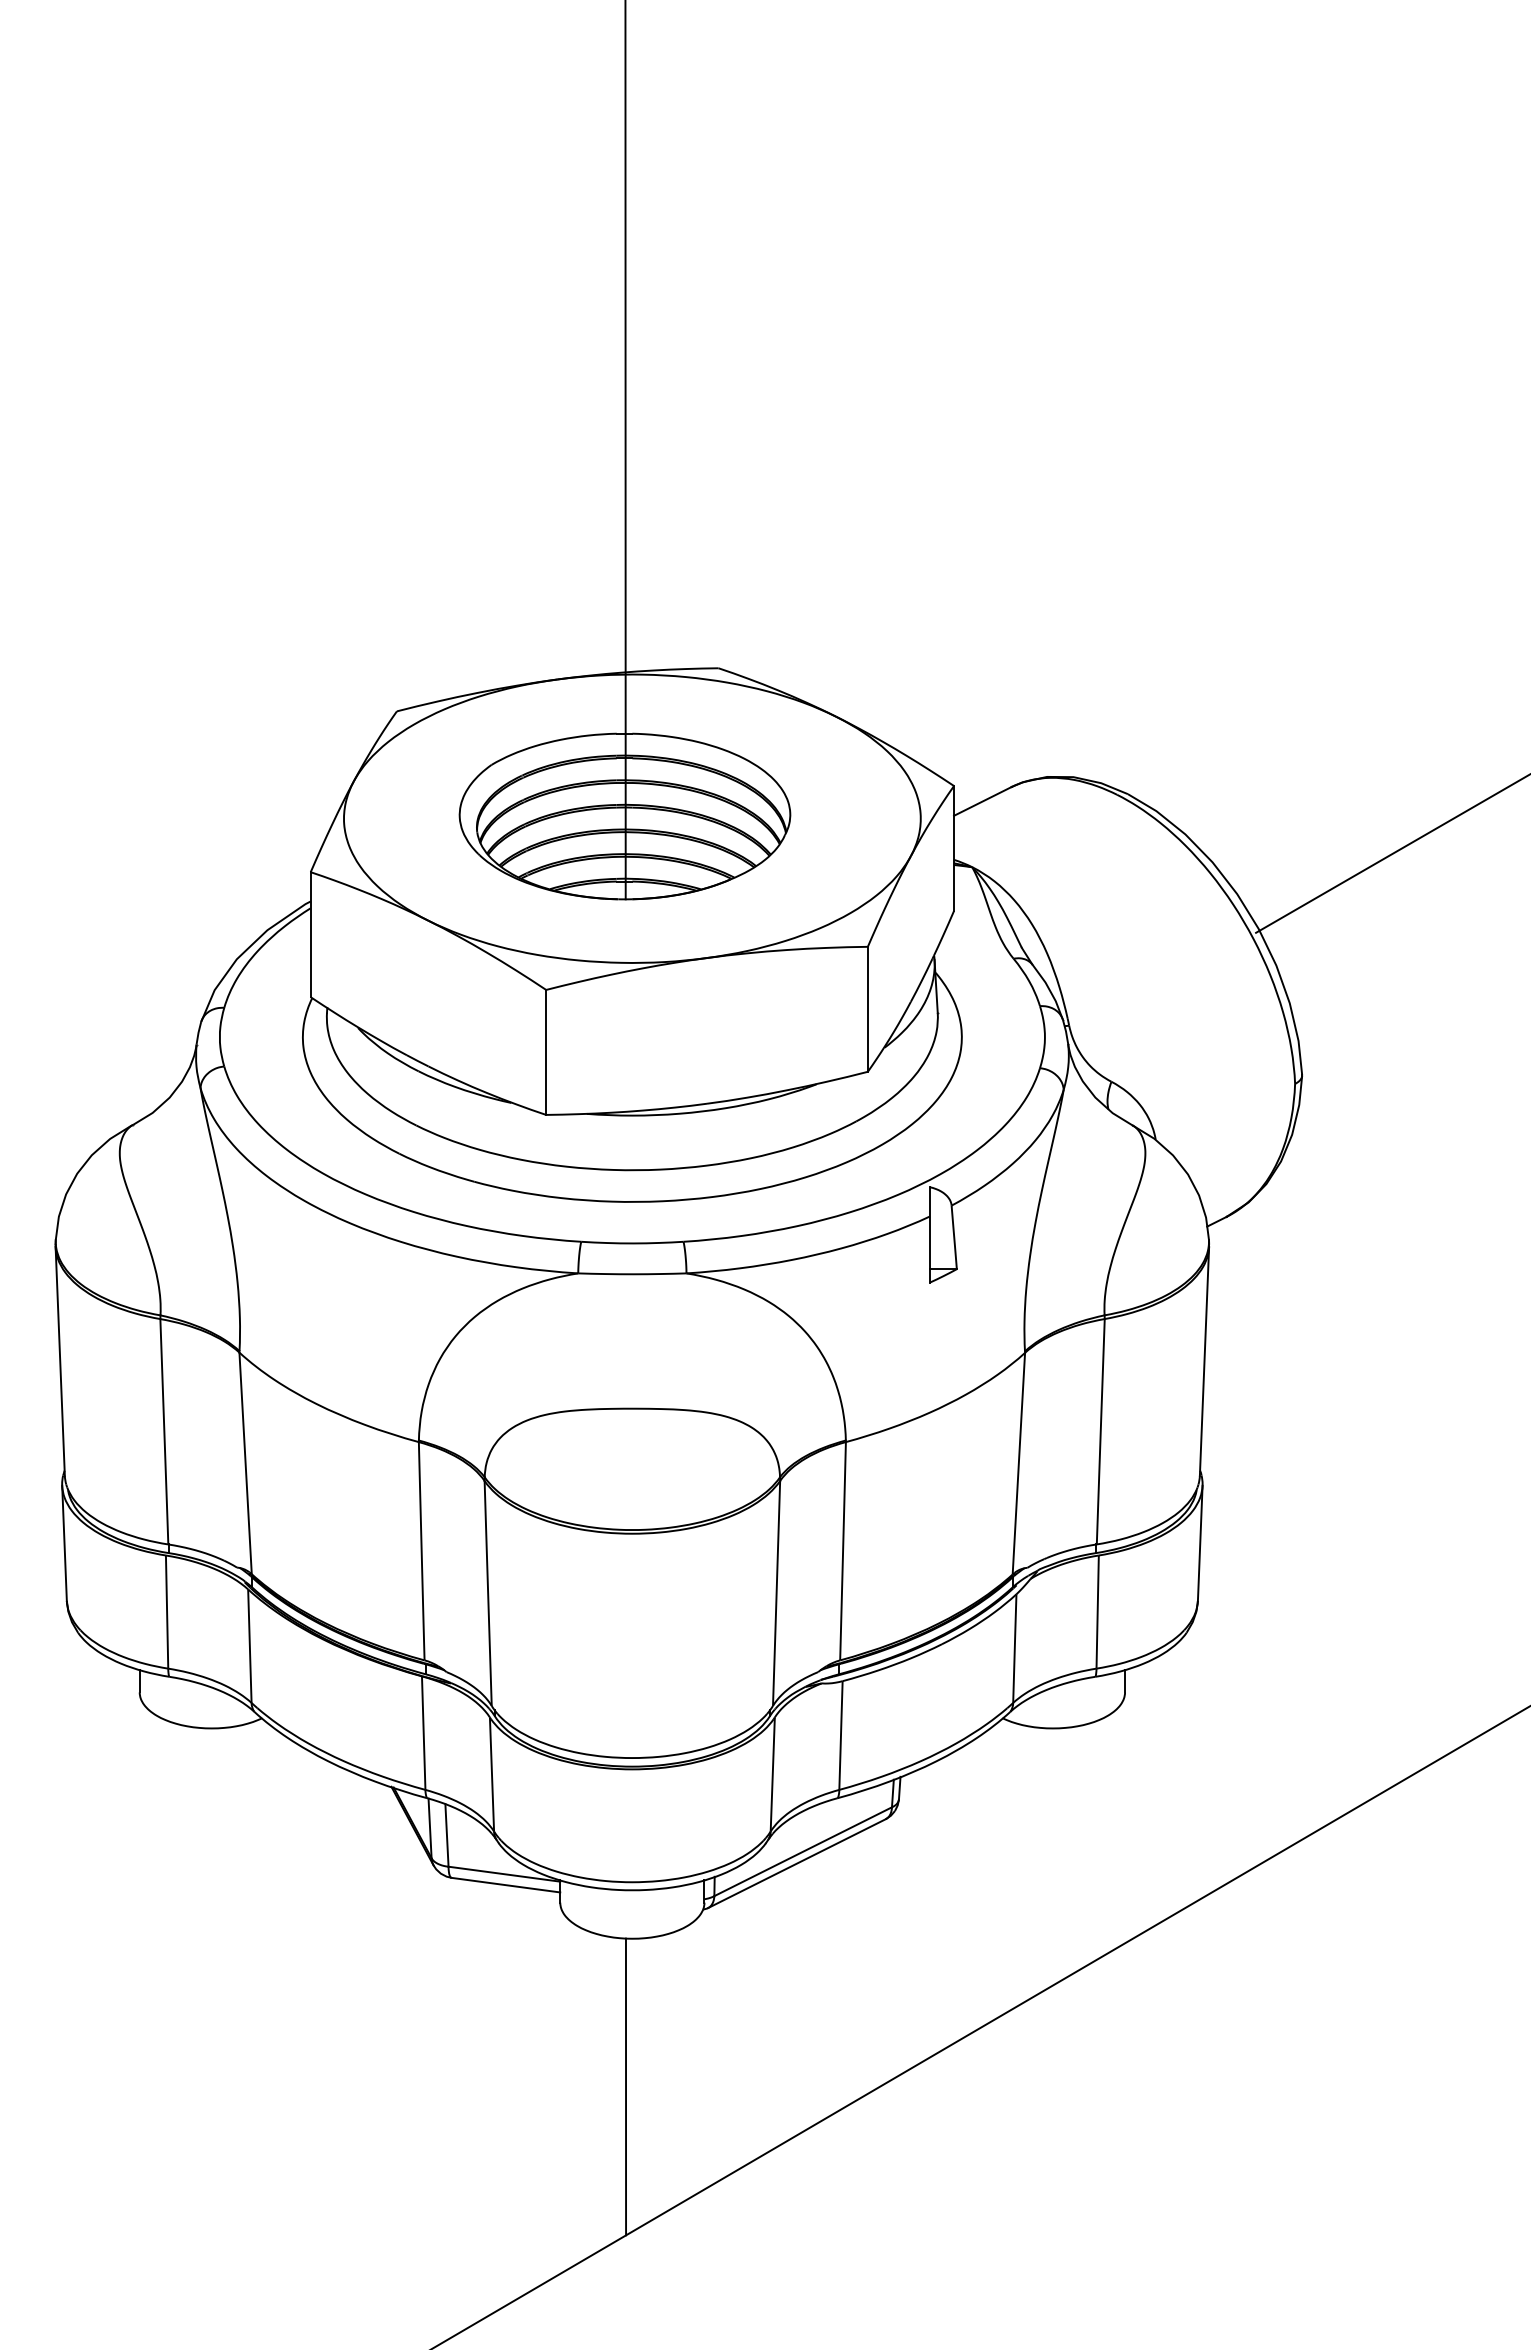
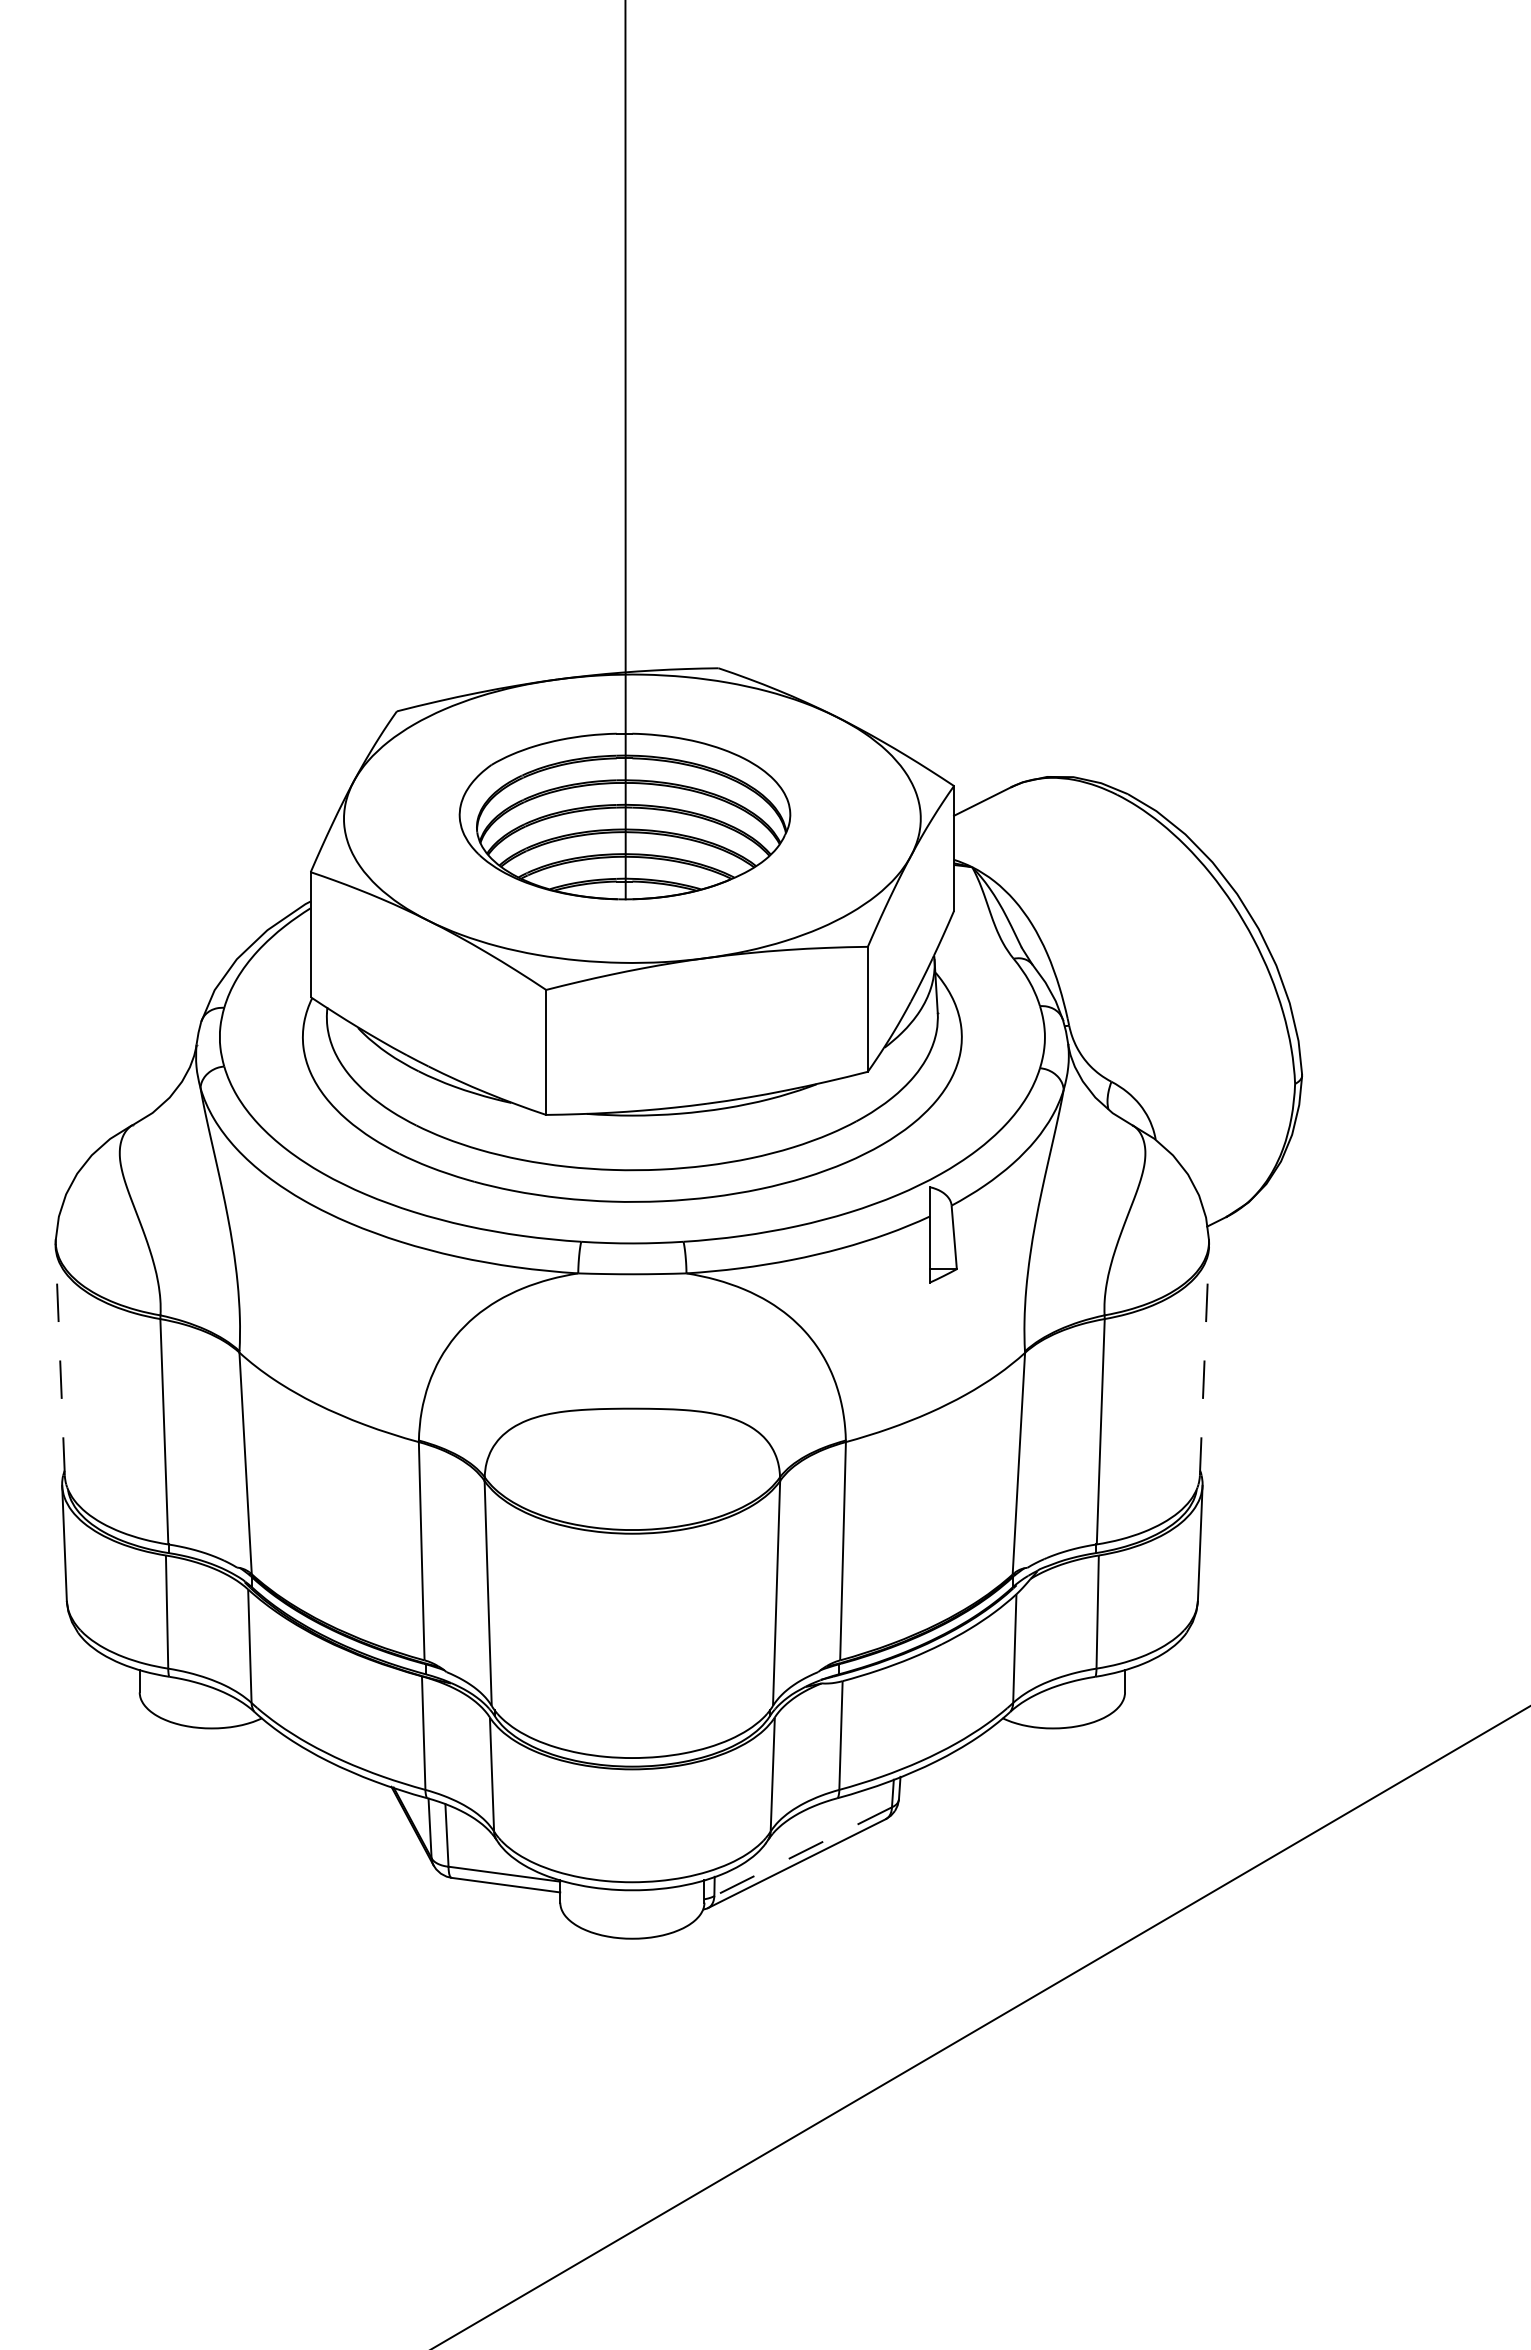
line: present -> none (1391, 853)
line: solid -> dashed (60, 1361)
line: solid -> dashed (1204, 1361)
line: solid -> dashed (802, 1851)
line: present -> none (625, 2086)
